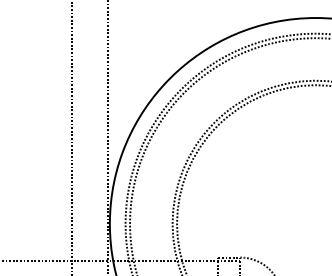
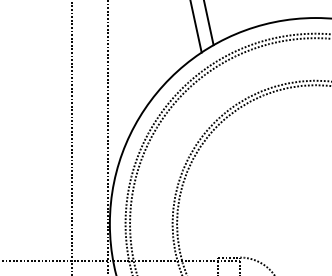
line: none -> present (208, 23)
line: none -> present (195, 27)
